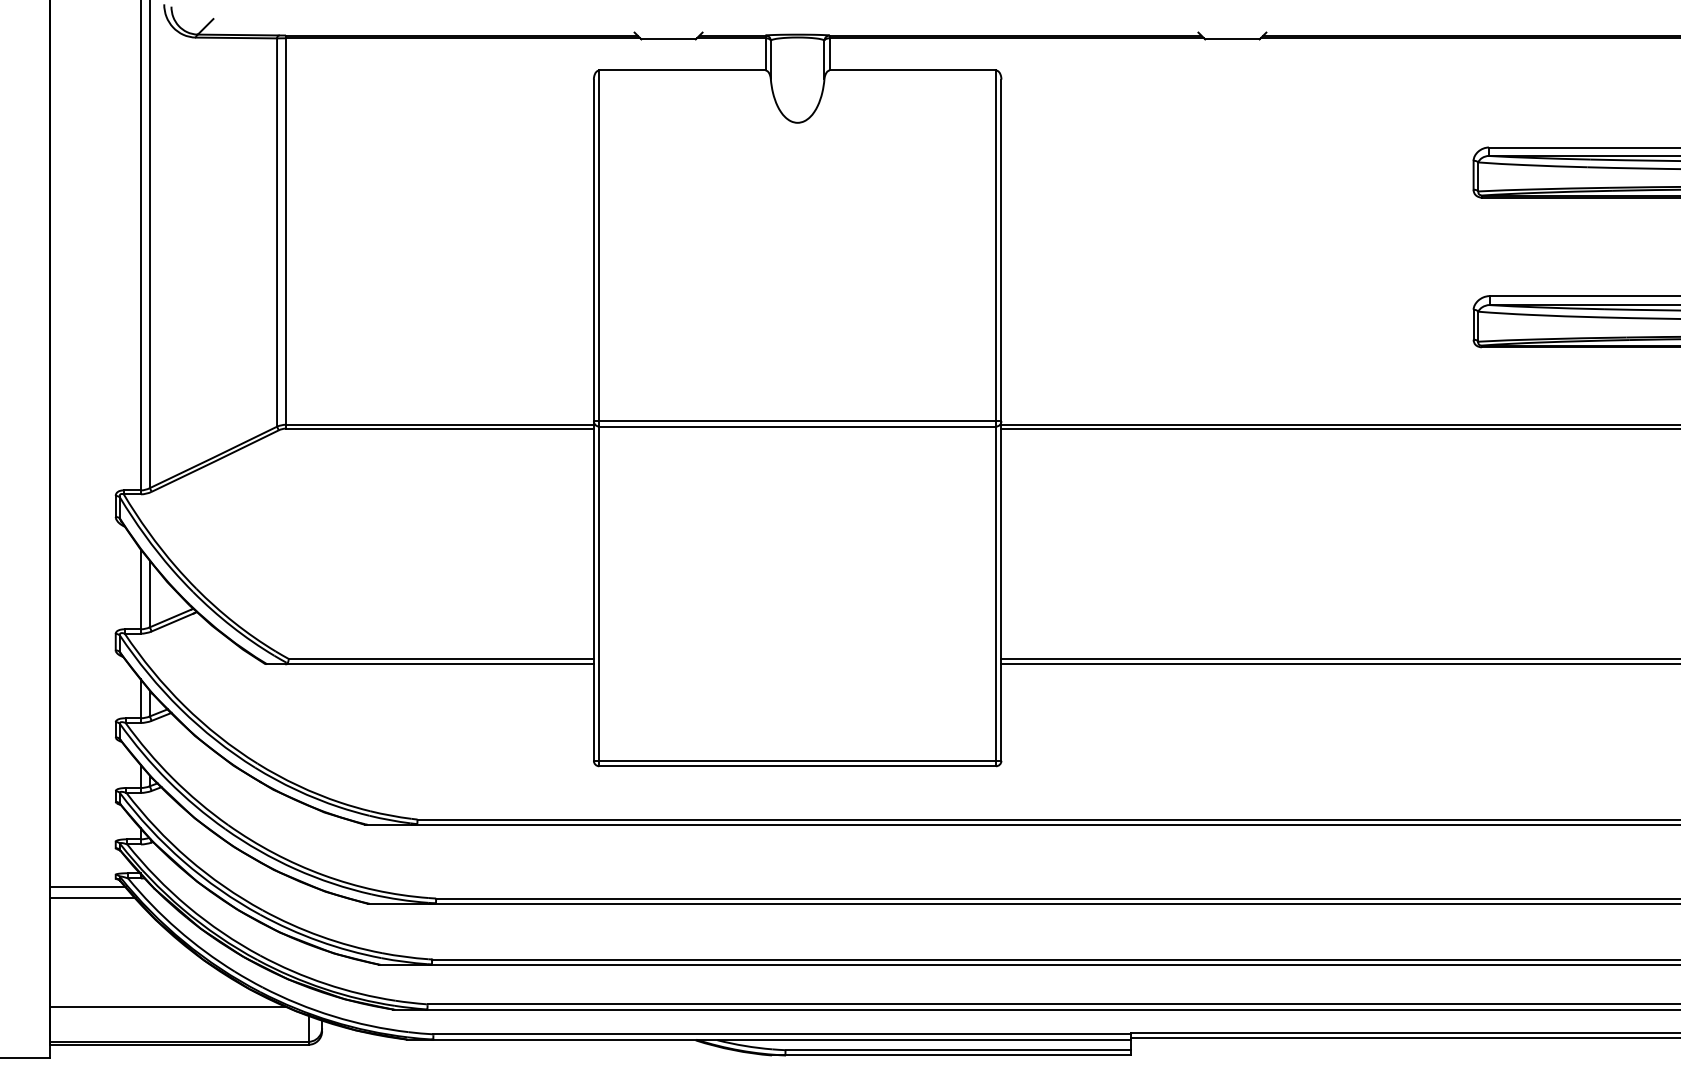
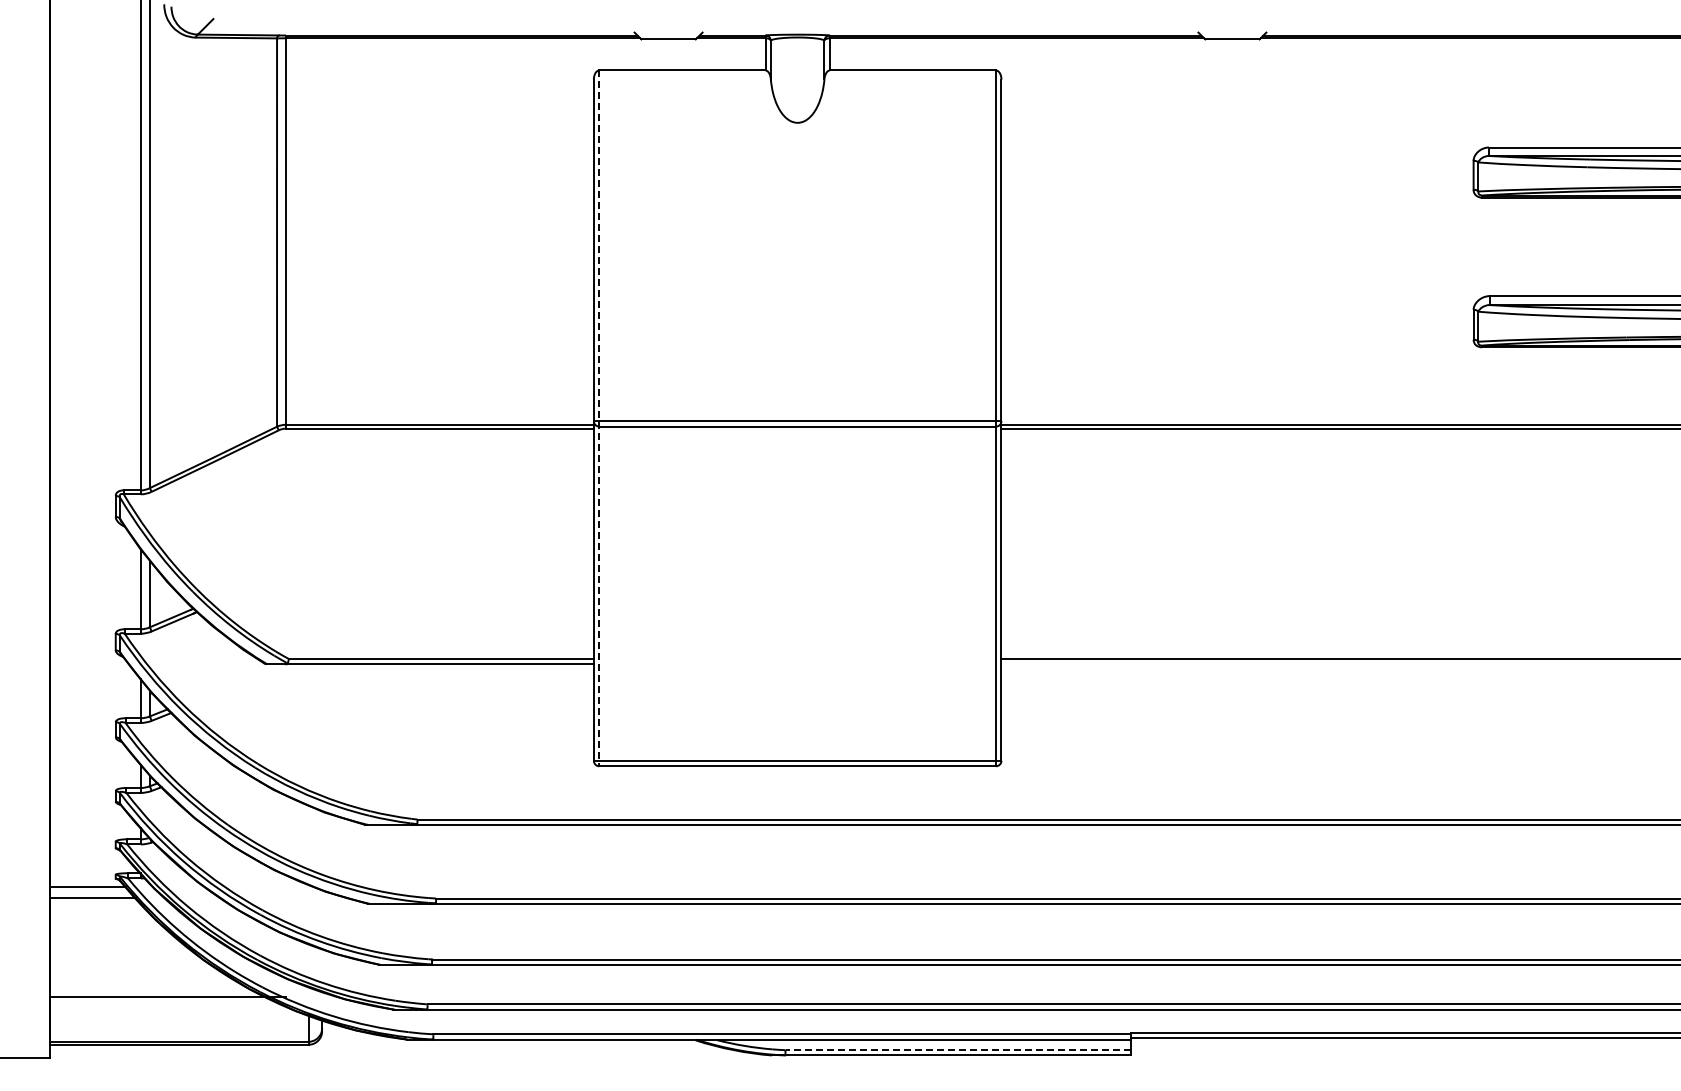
line: solid -> dashed (599, 418)
line: present -> none (1339, 664)
line position: (168, 1006) -> (168, 996) (168, 996)
line: solid -> dashed (957, 1050)
